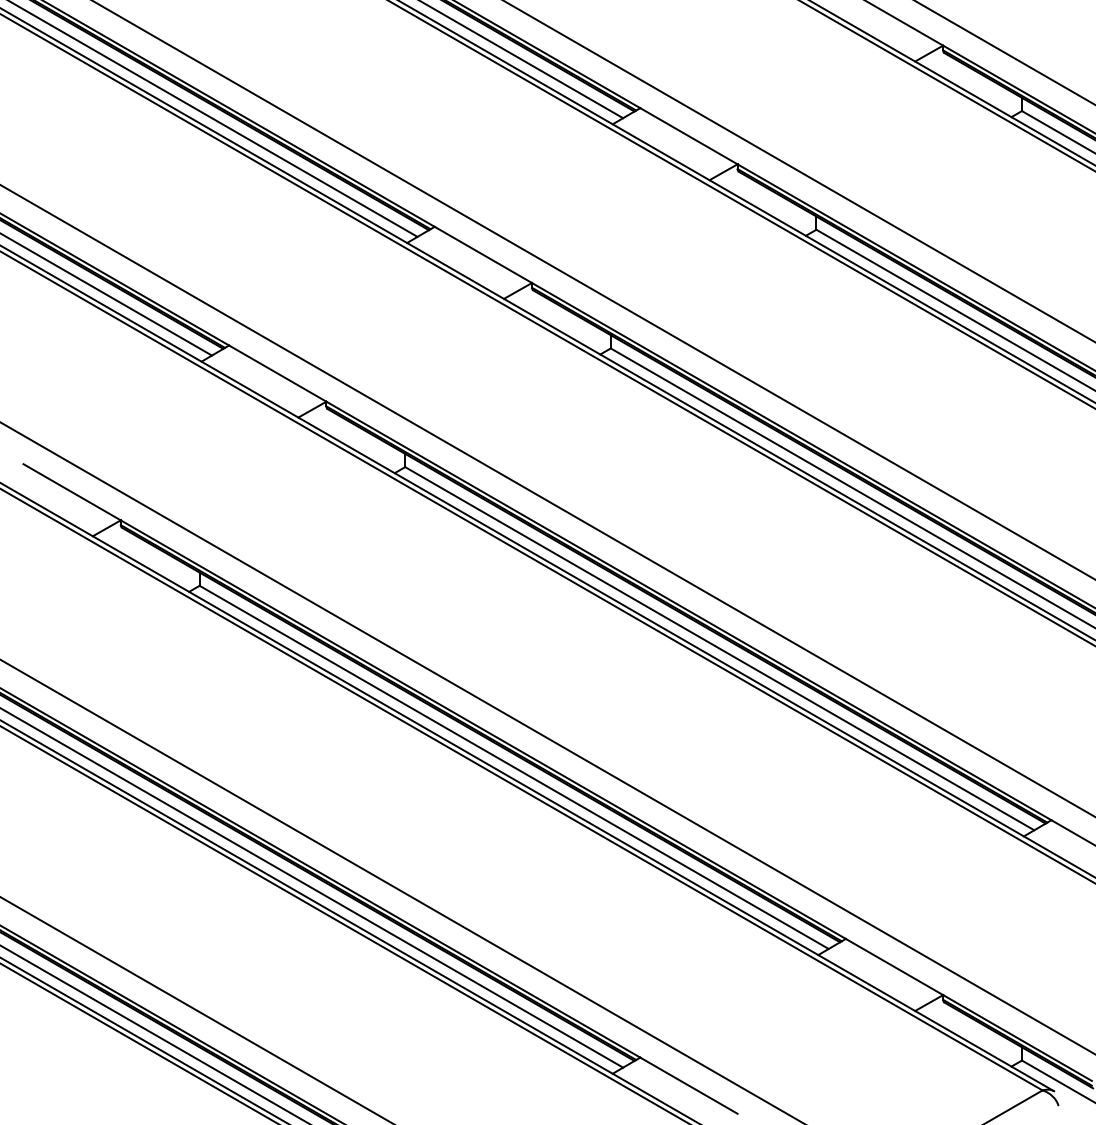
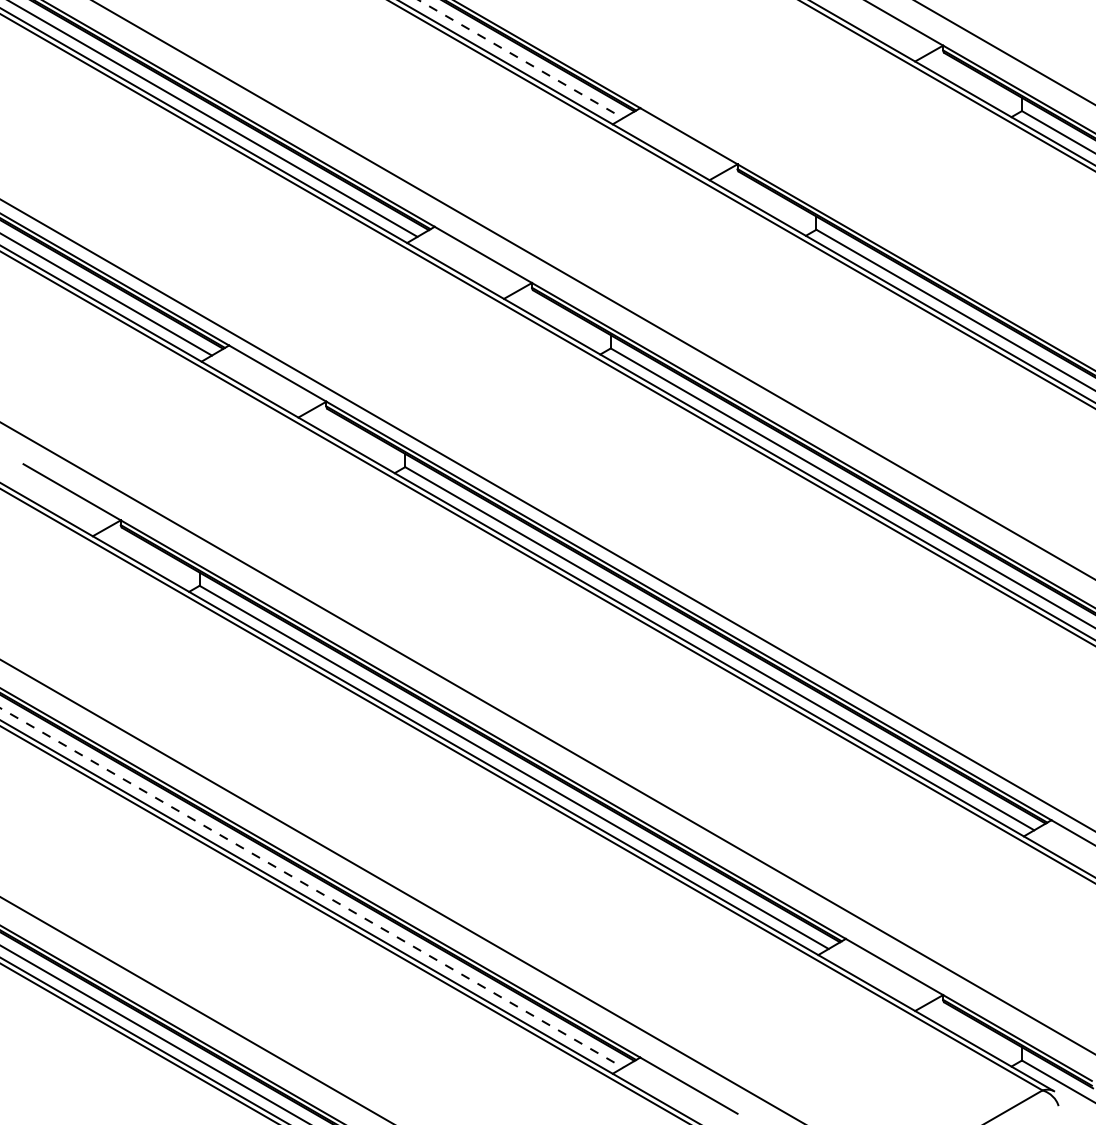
line: solid -> dashed (521, 59)
line: present -> none (798, 171)
line position: (547, 500) -> (547, 515) (547, 515)
line: solid -> dashed (311, 887)
